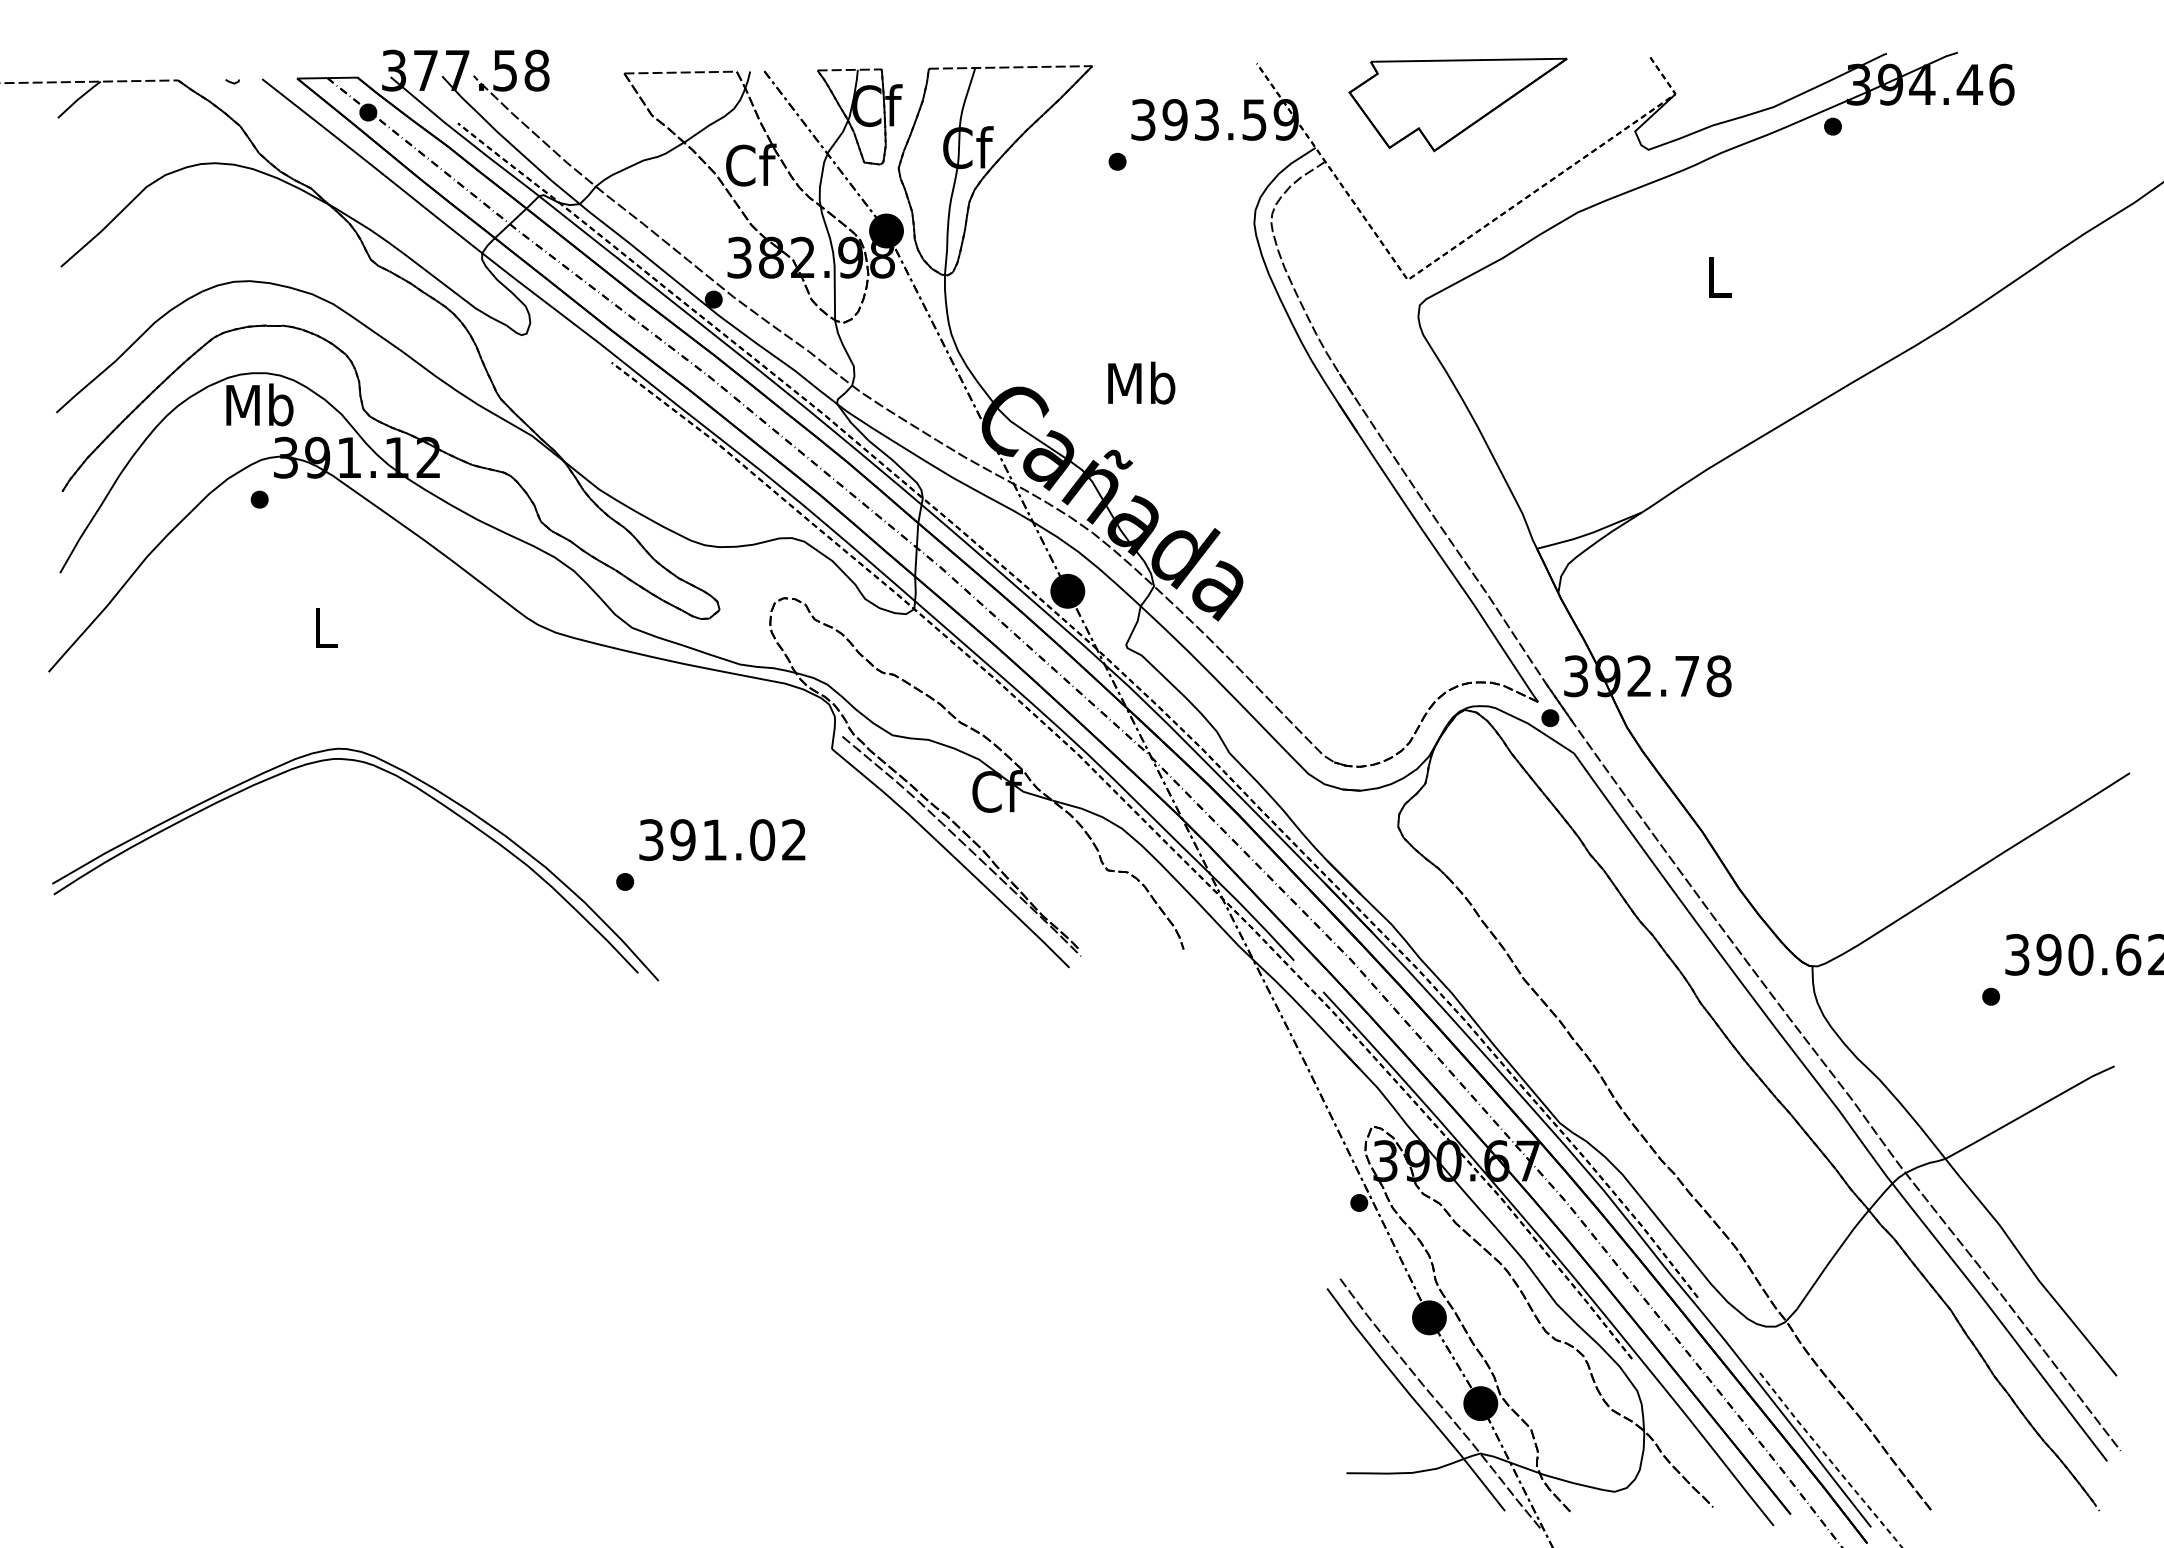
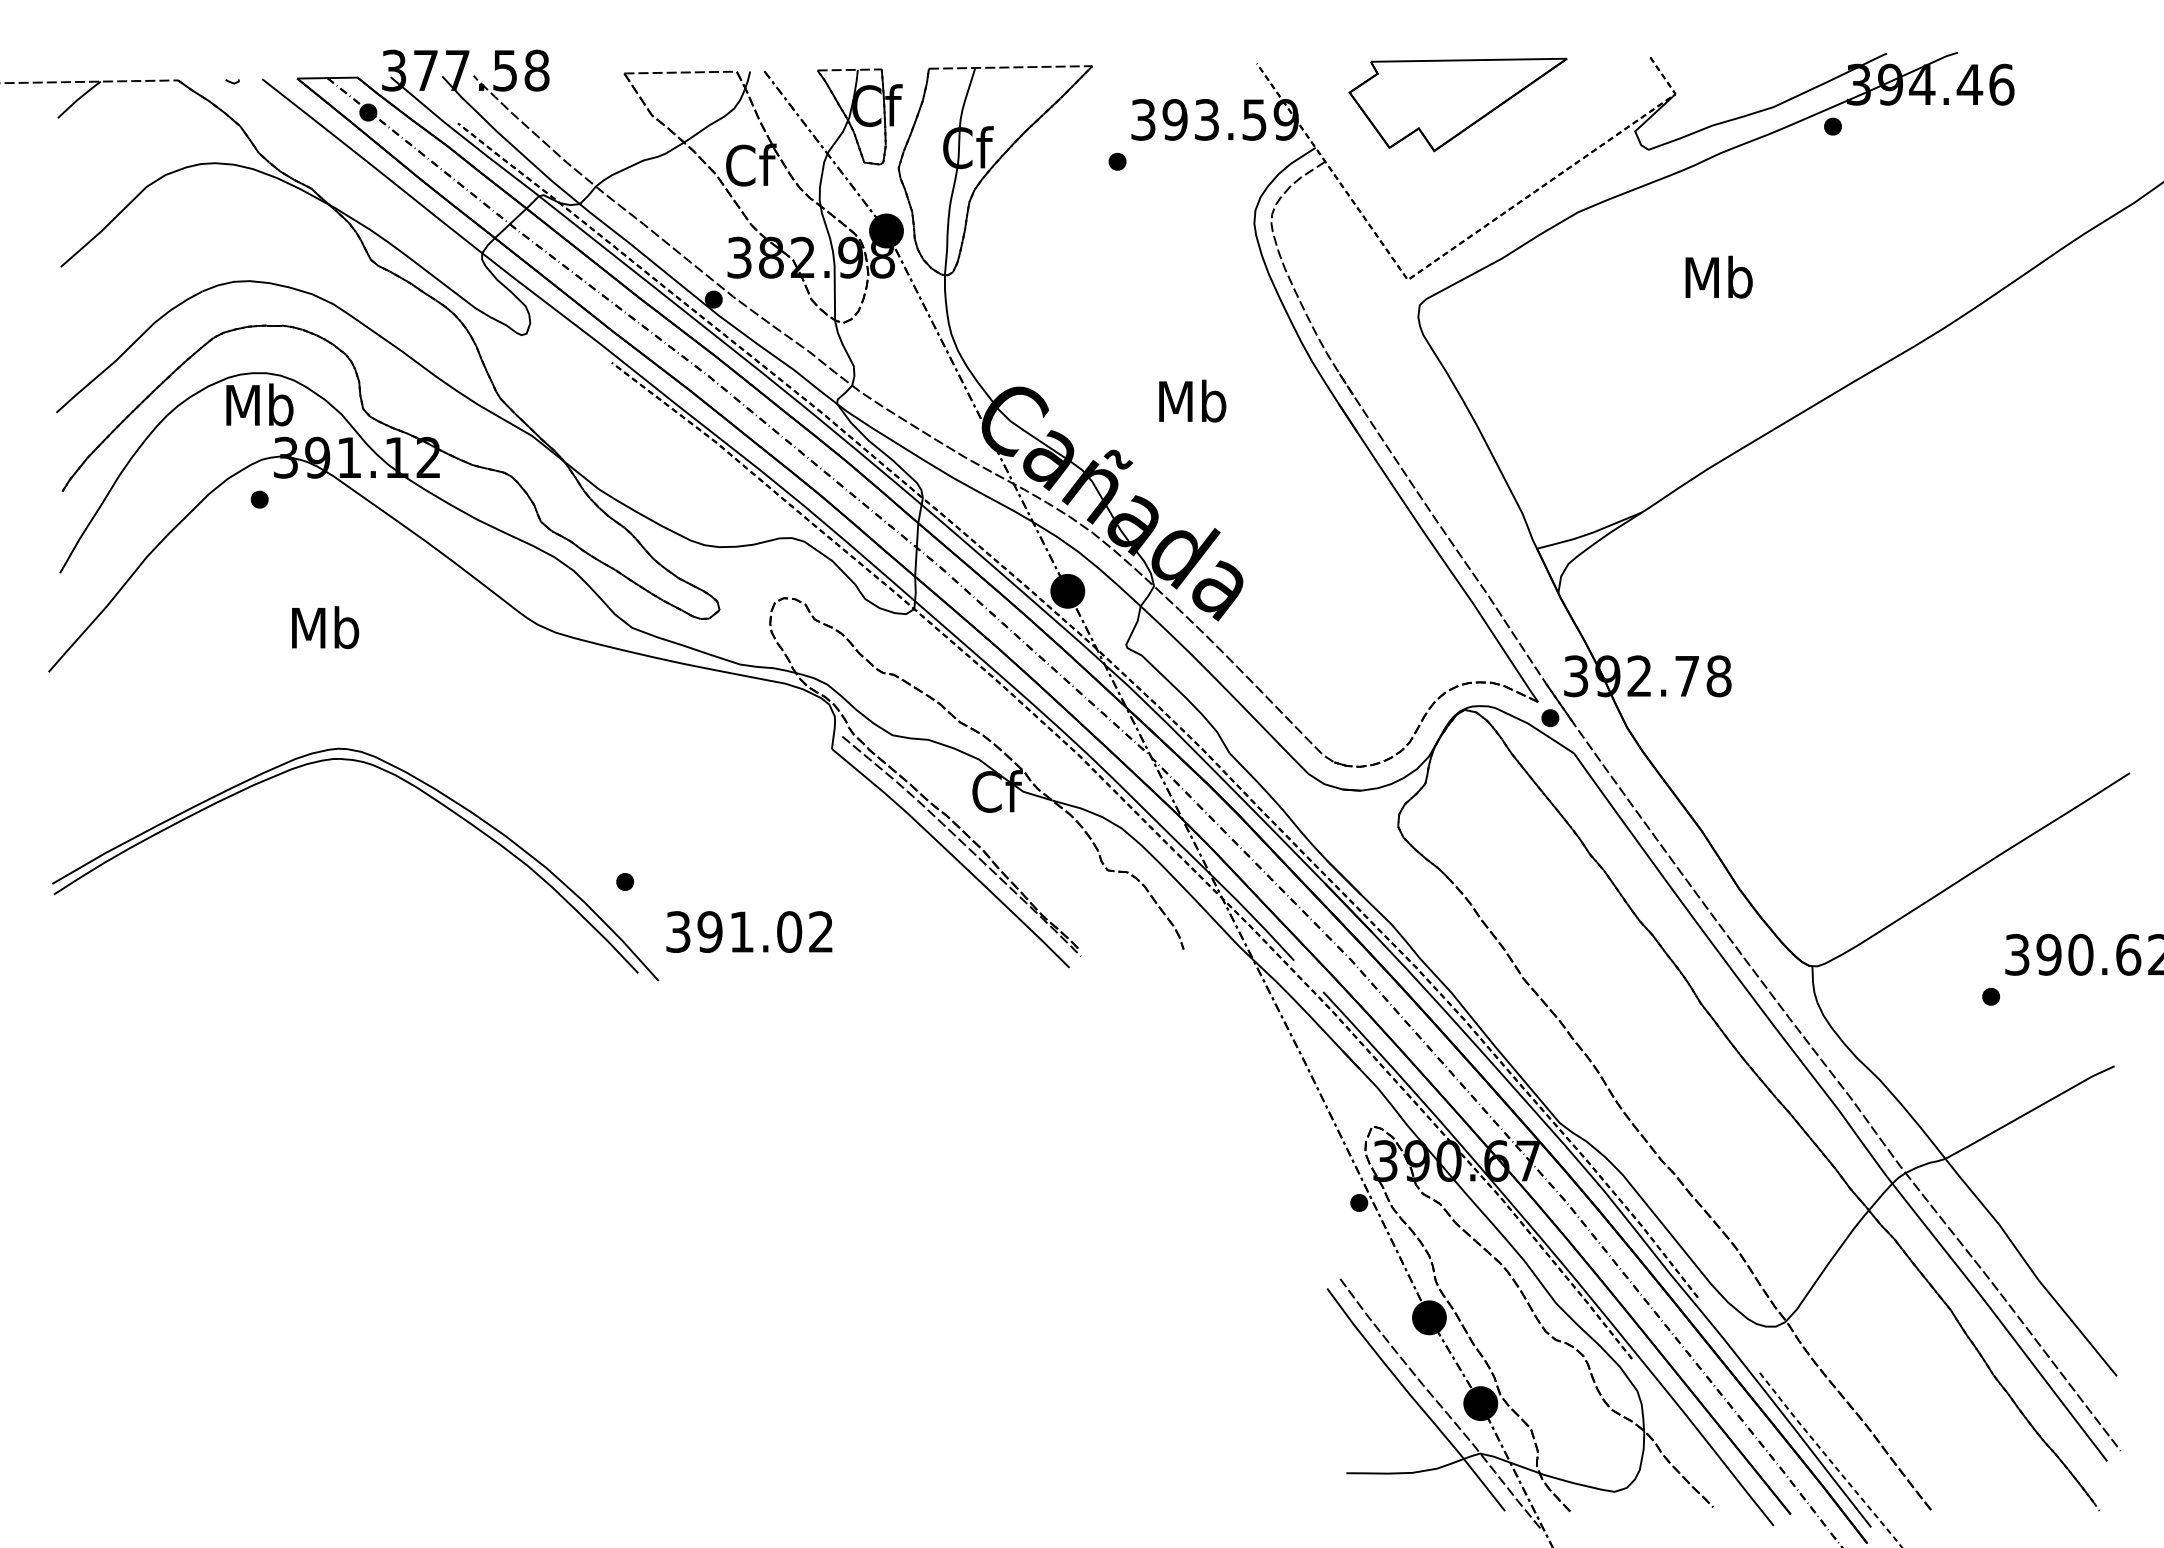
text: L -> Mb (1718, 276)
text position: (1141, 382) -> (1192, 400) (1192, 400)
text: L -> Mb (325, 627)
text position: (722, 839) -> (749, 931) (749, 931)
